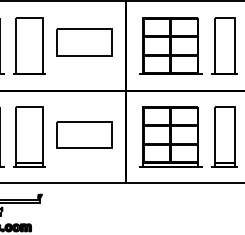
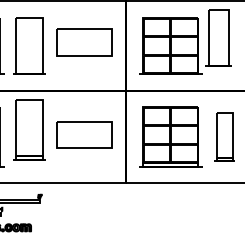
part position: (224, 45) -> (218, 37) (218, 37)
part position: (29, 136) -> (29, 129) (29, 129)
part size: 27x62 px -> 21x50 px (224, 136)
